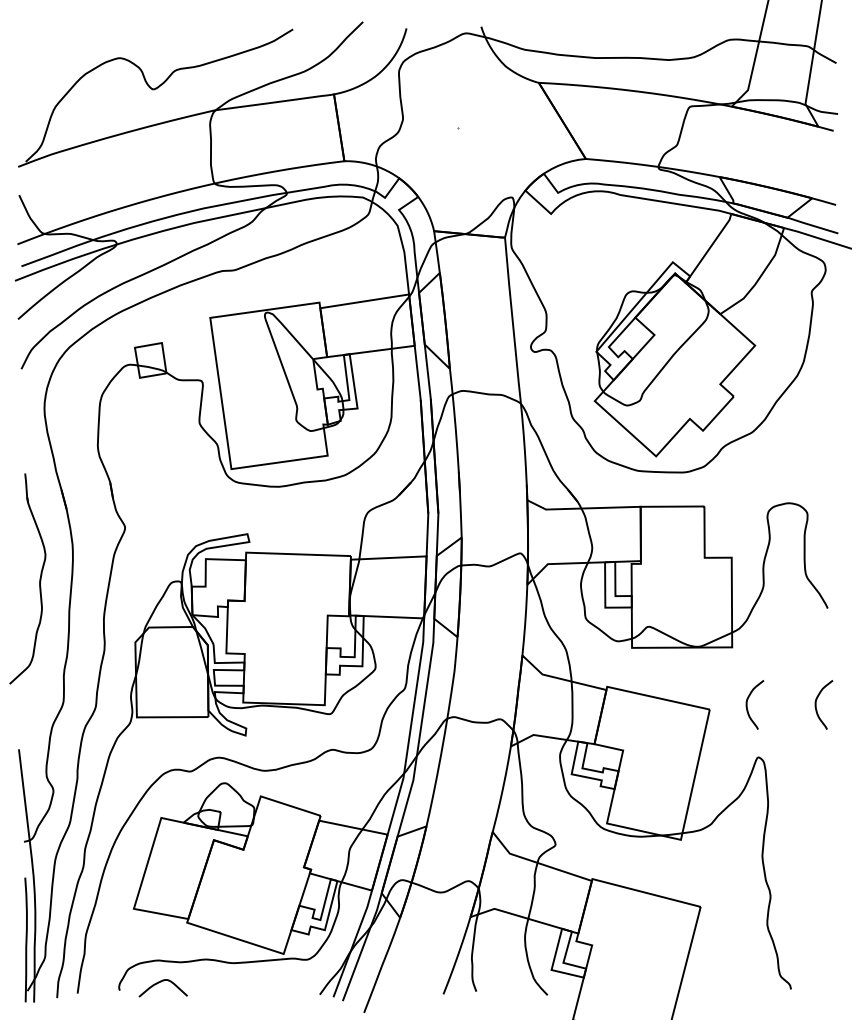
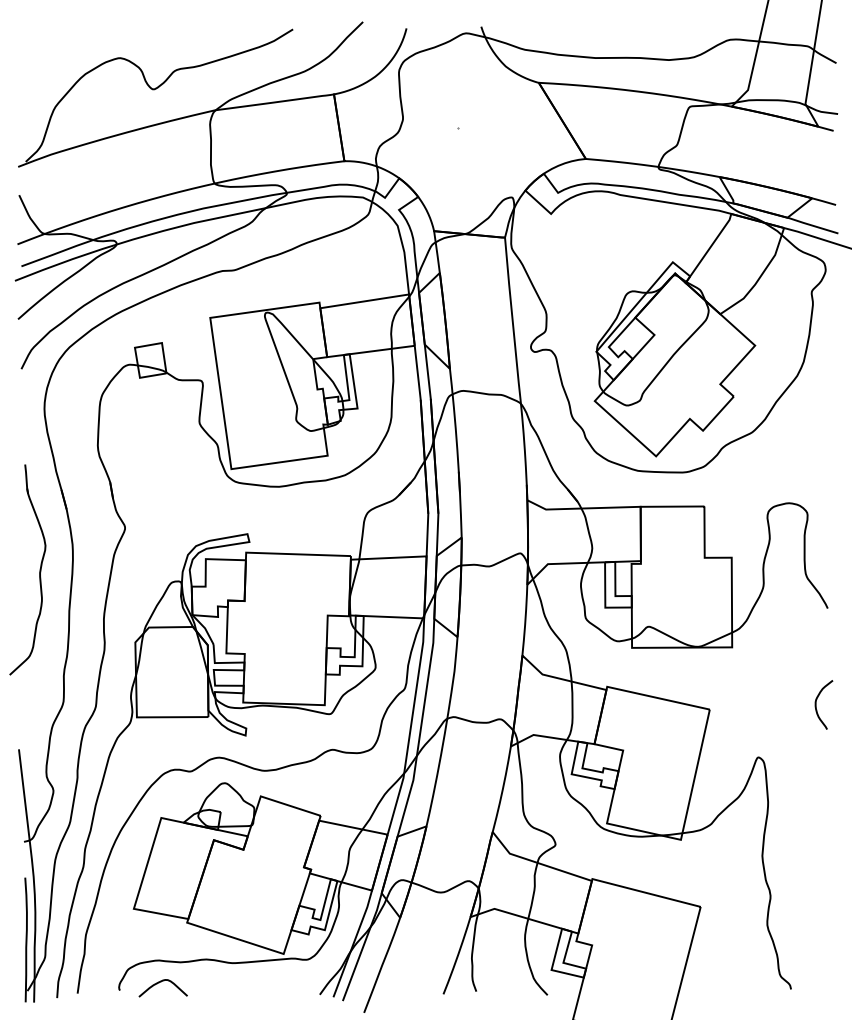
part position: (39, 578) -> (39, 569) (39, 569)
curve: present -> none (747, 704)
